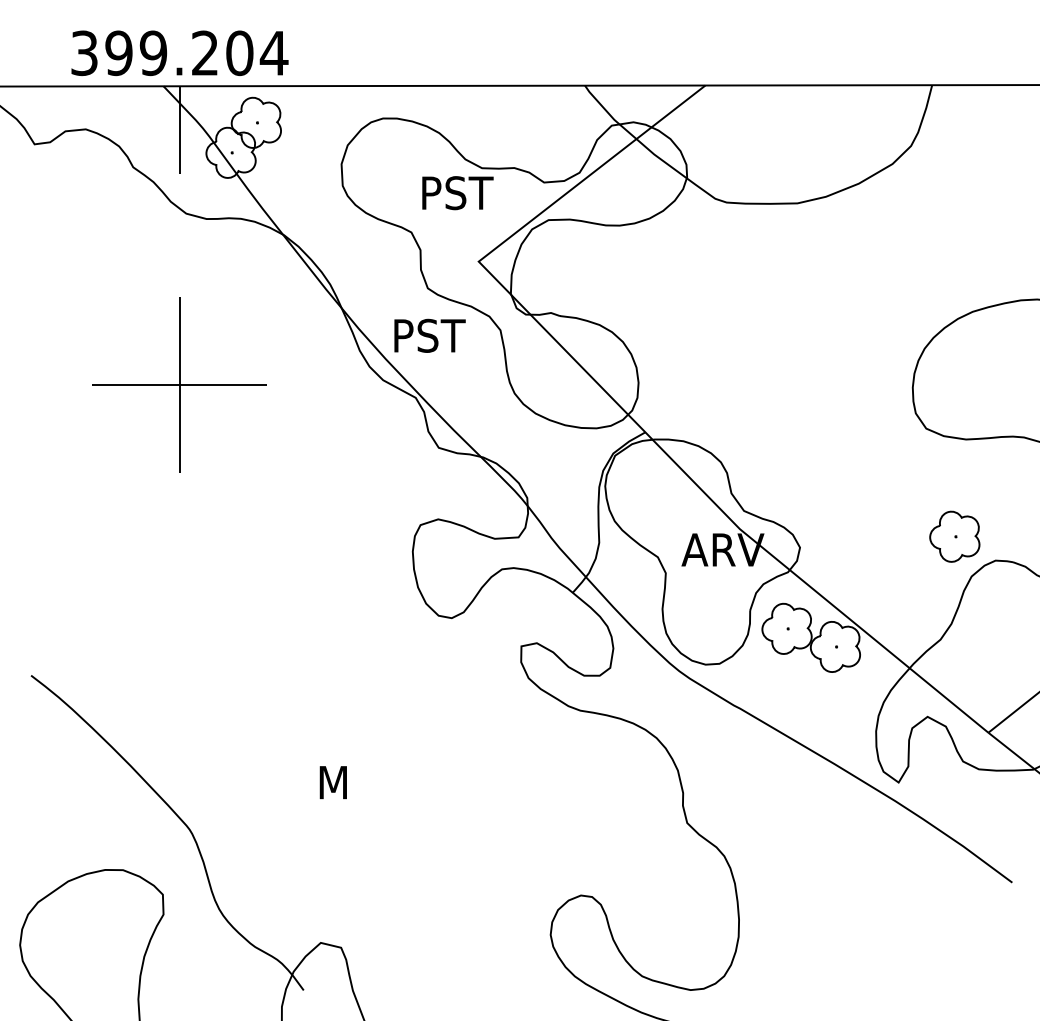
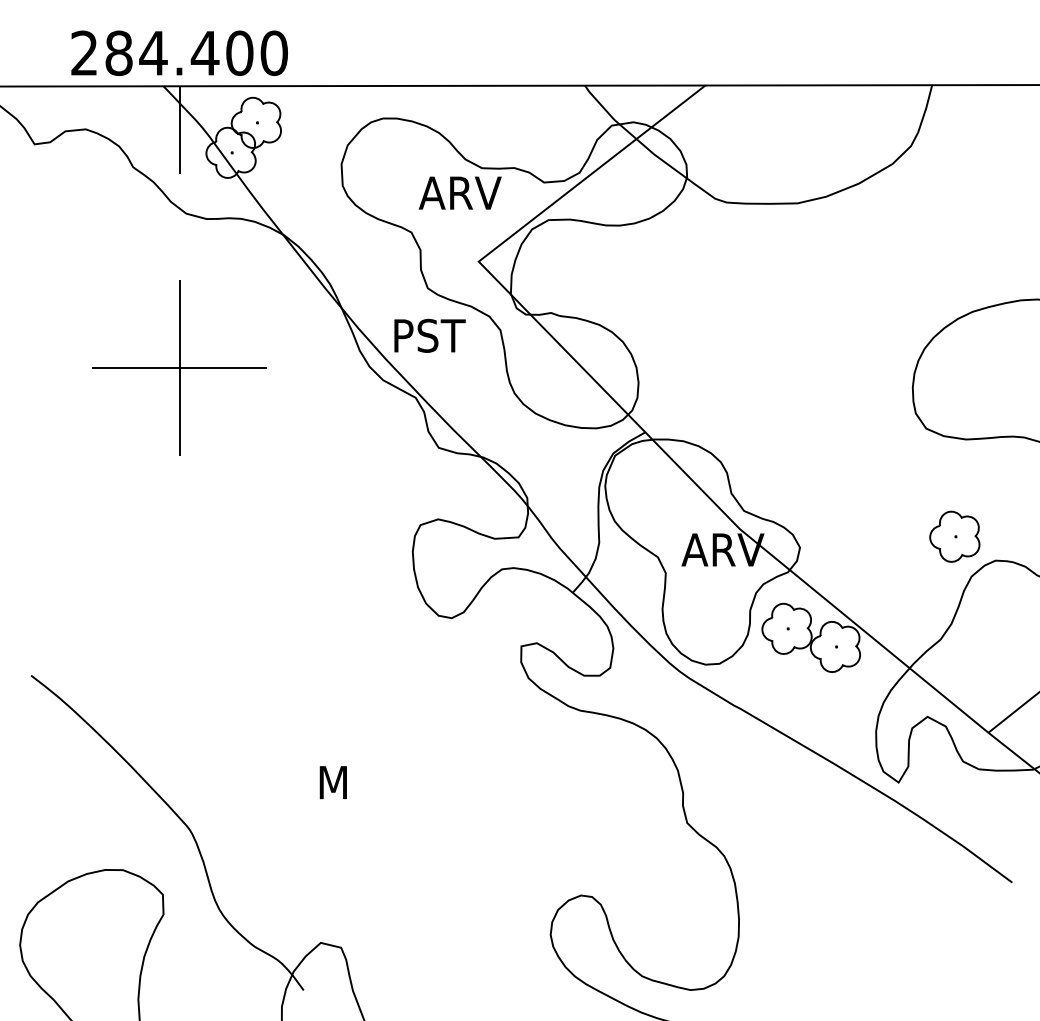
text: 399.204 -> 284.400 (179, 53)
text: PST -> ARV (459, 193)
part position: (179, 384) -> (179, 367) (179, 367)
